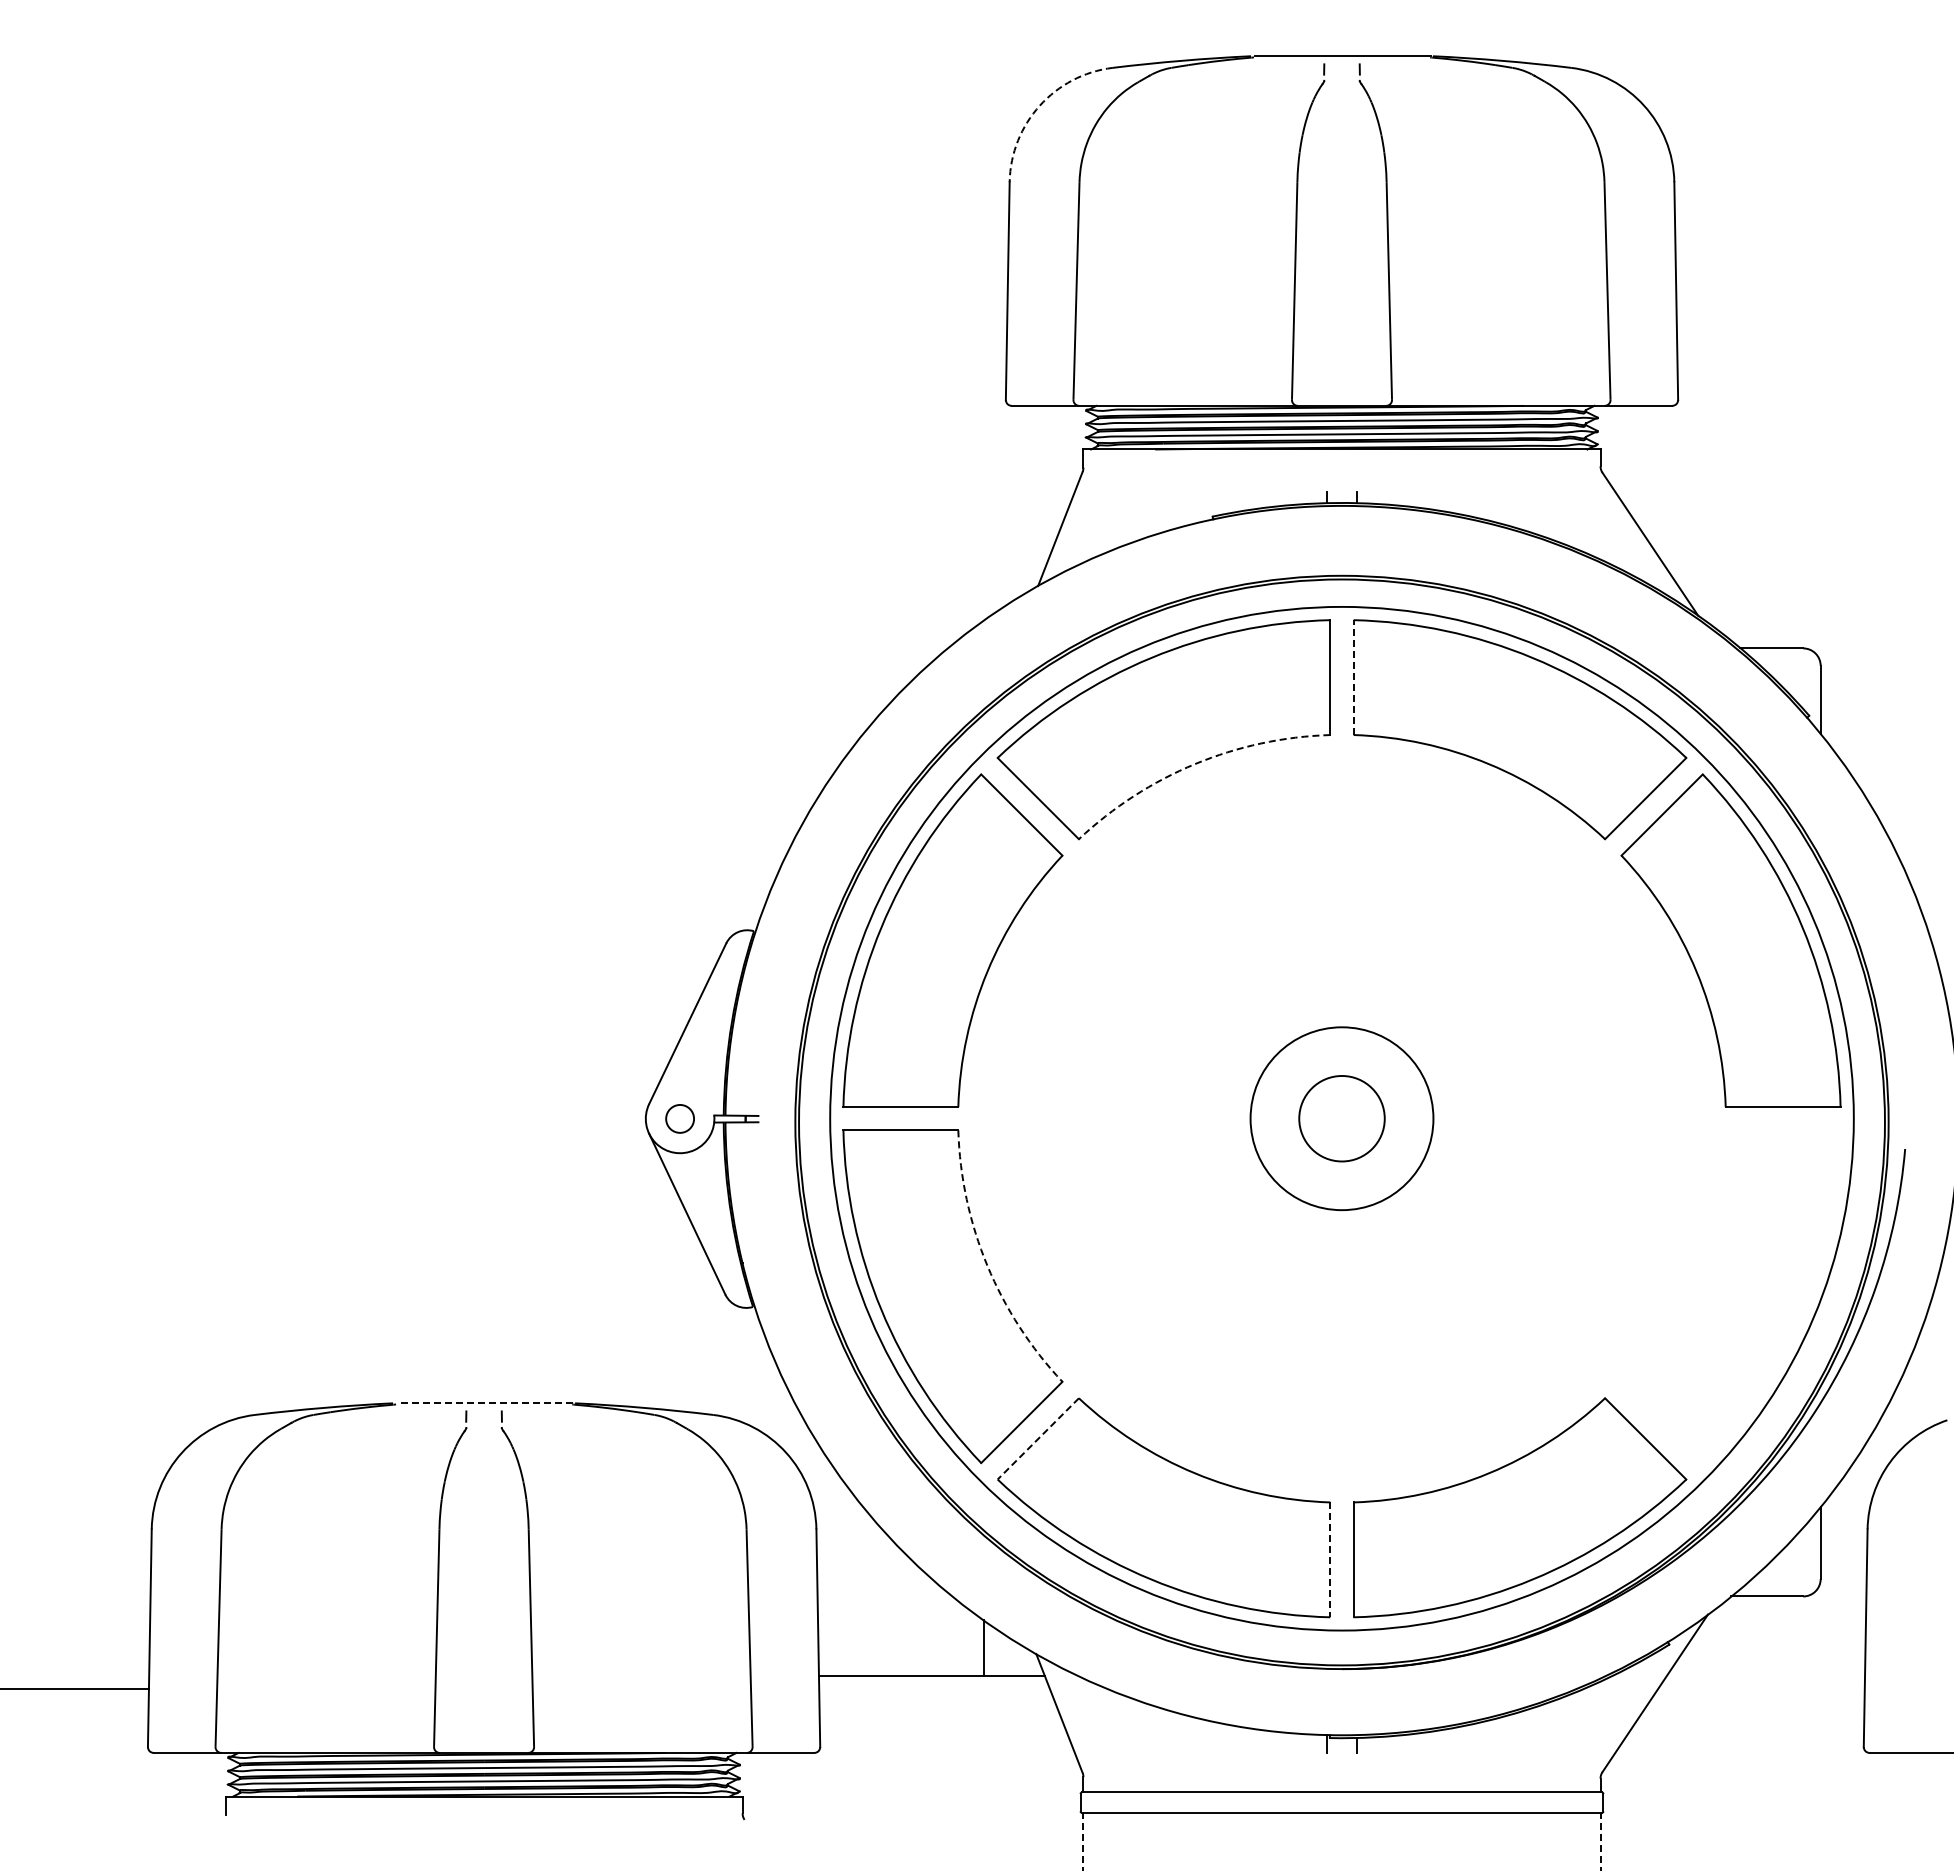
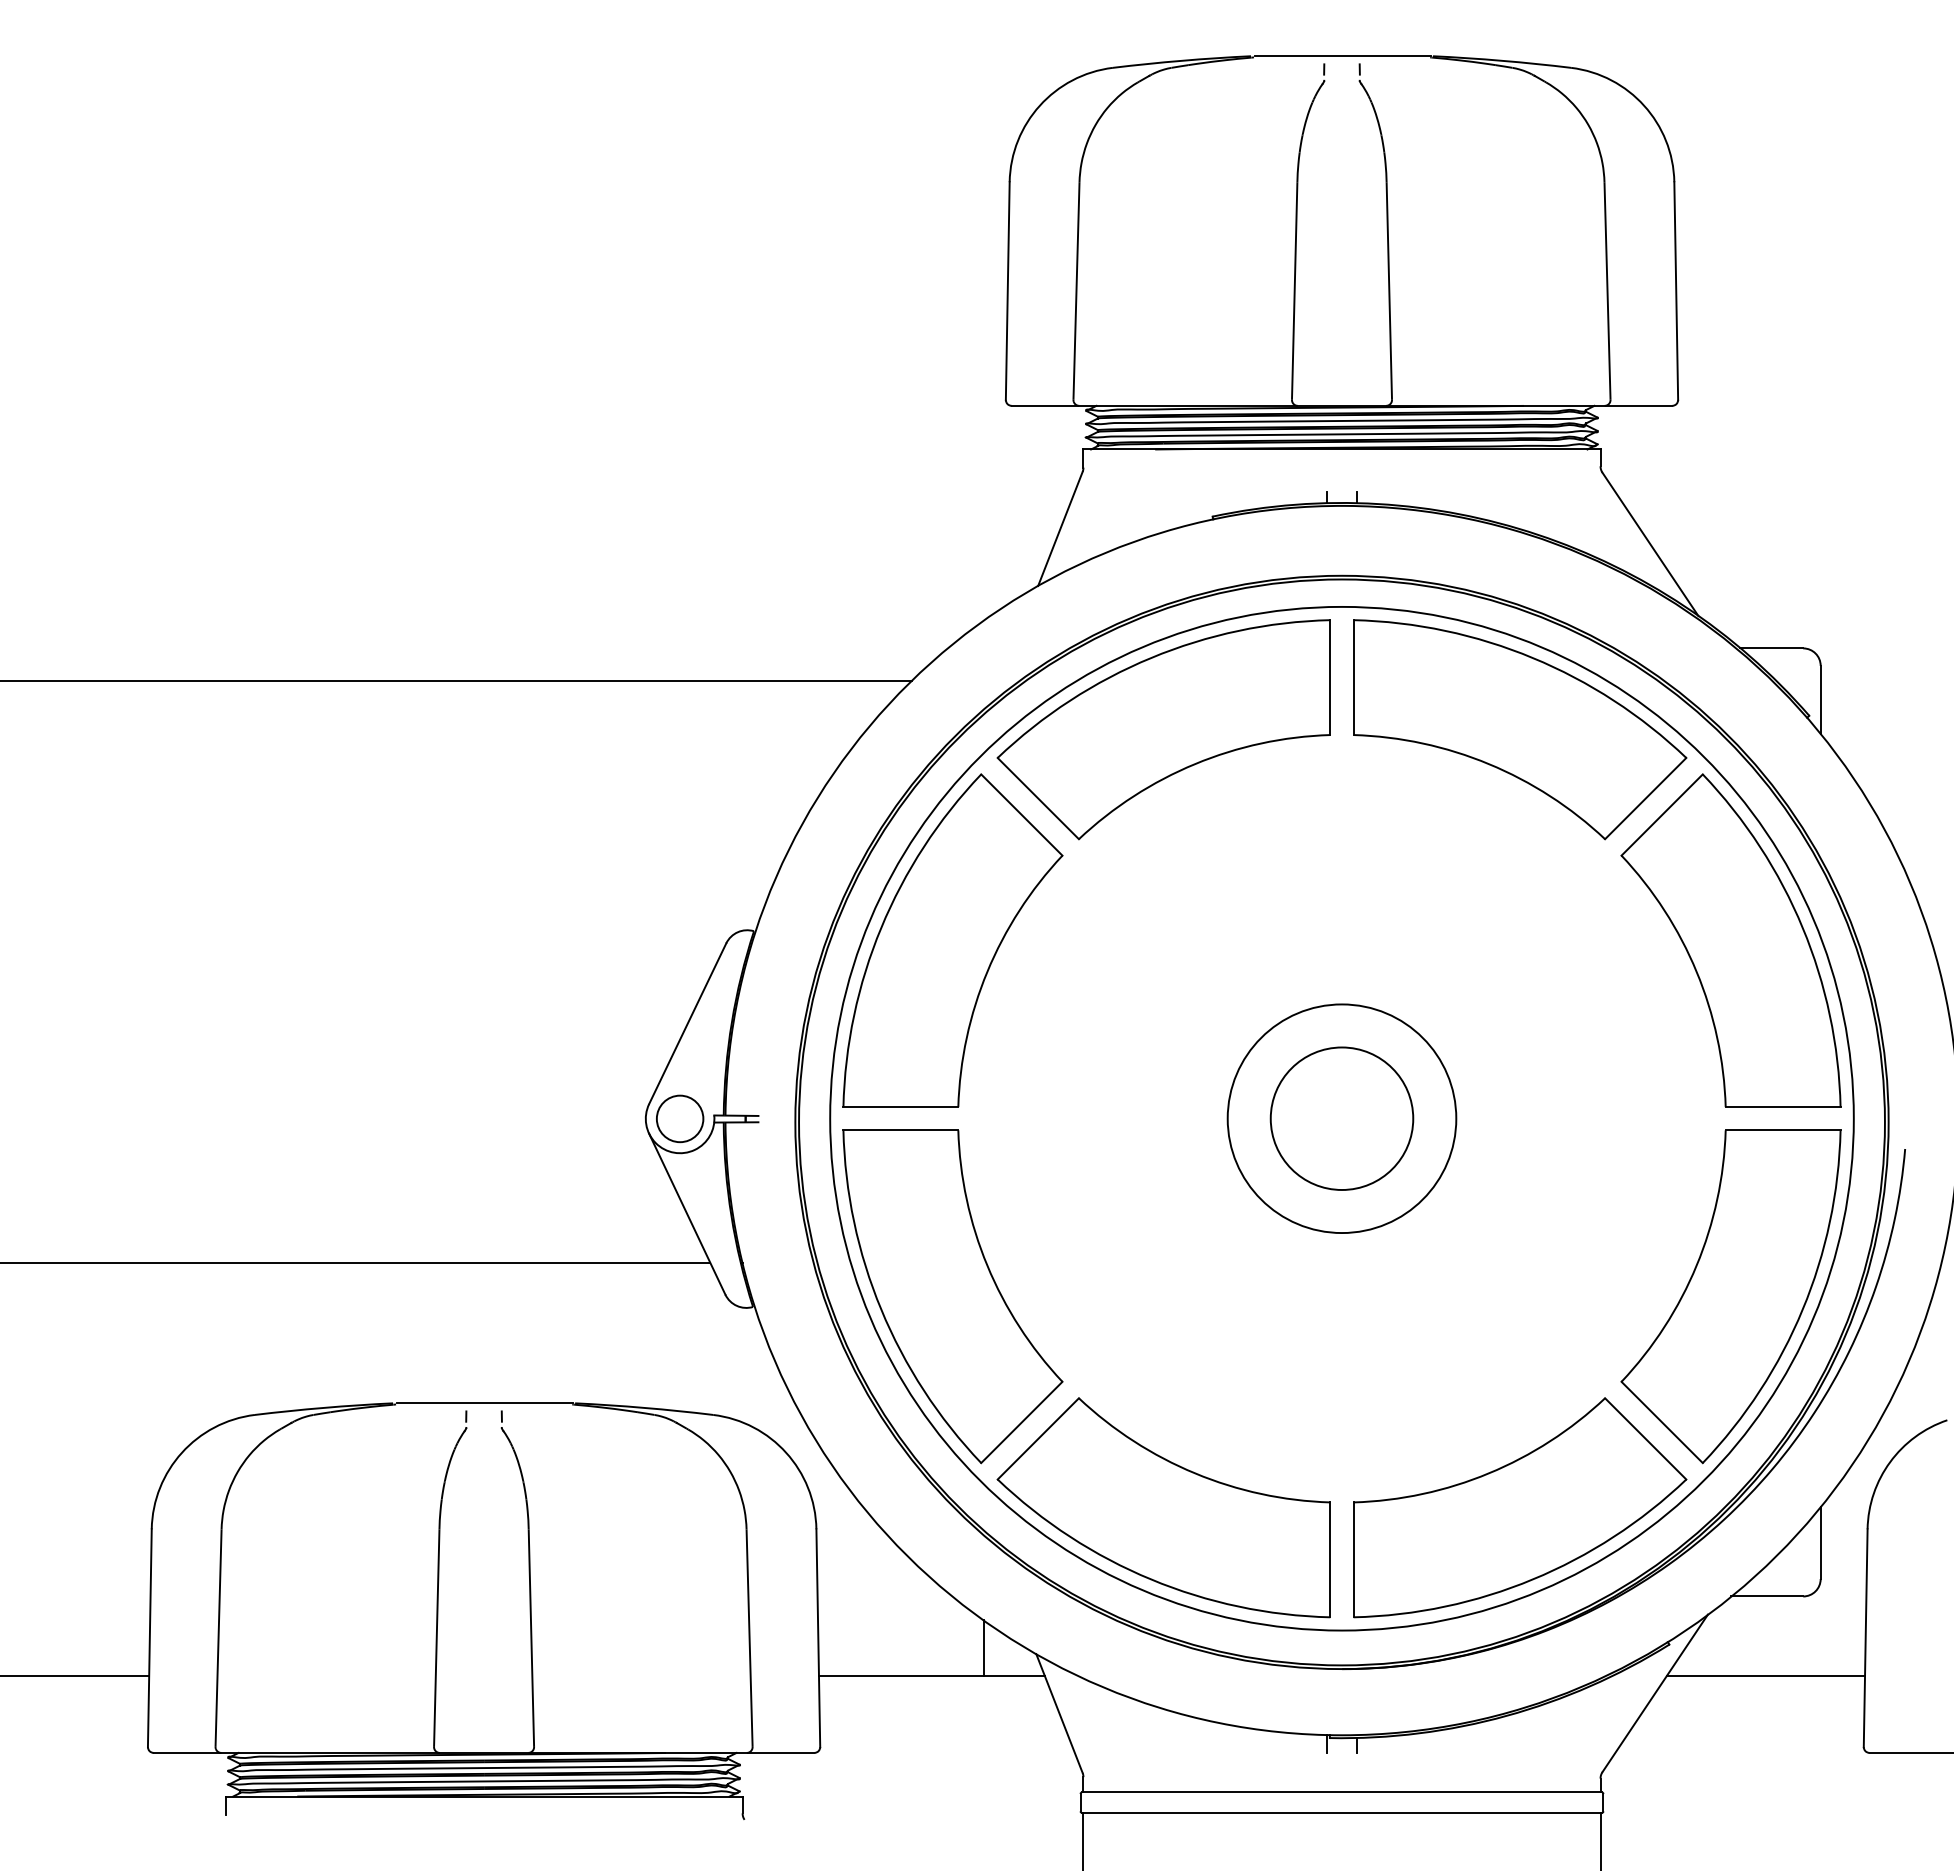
arc: dashed -> solid (1039, 105)
line: dashed -> solid (1353, 677)
line: none -> present (456, 680)
arc: dashed -> solid (1195, 764)
circle diameter: 28 px -> 47 px (679, 1118)
circle diameter: 183 px -> 229 px (1341, 1118)
circle diameter: 86 px -> 143 px (1341, 1118)
line: none -> present (356, 1262)
arc: dashed -> solid (987, 1265)
part: none -> present (1730, 1296)
line: dashed -> solid (484, 1403)
line: dashed -> solid (1037, 1439)
line: dashed -> solid (1330, 1560)
line: none -> present (1766, 1675)
line position: (75, 1688) -> (75, 1675) (75, 1675)
line: dashed -> solid (1083, 1841)
line: dashed -> solid (1600, 1841)
